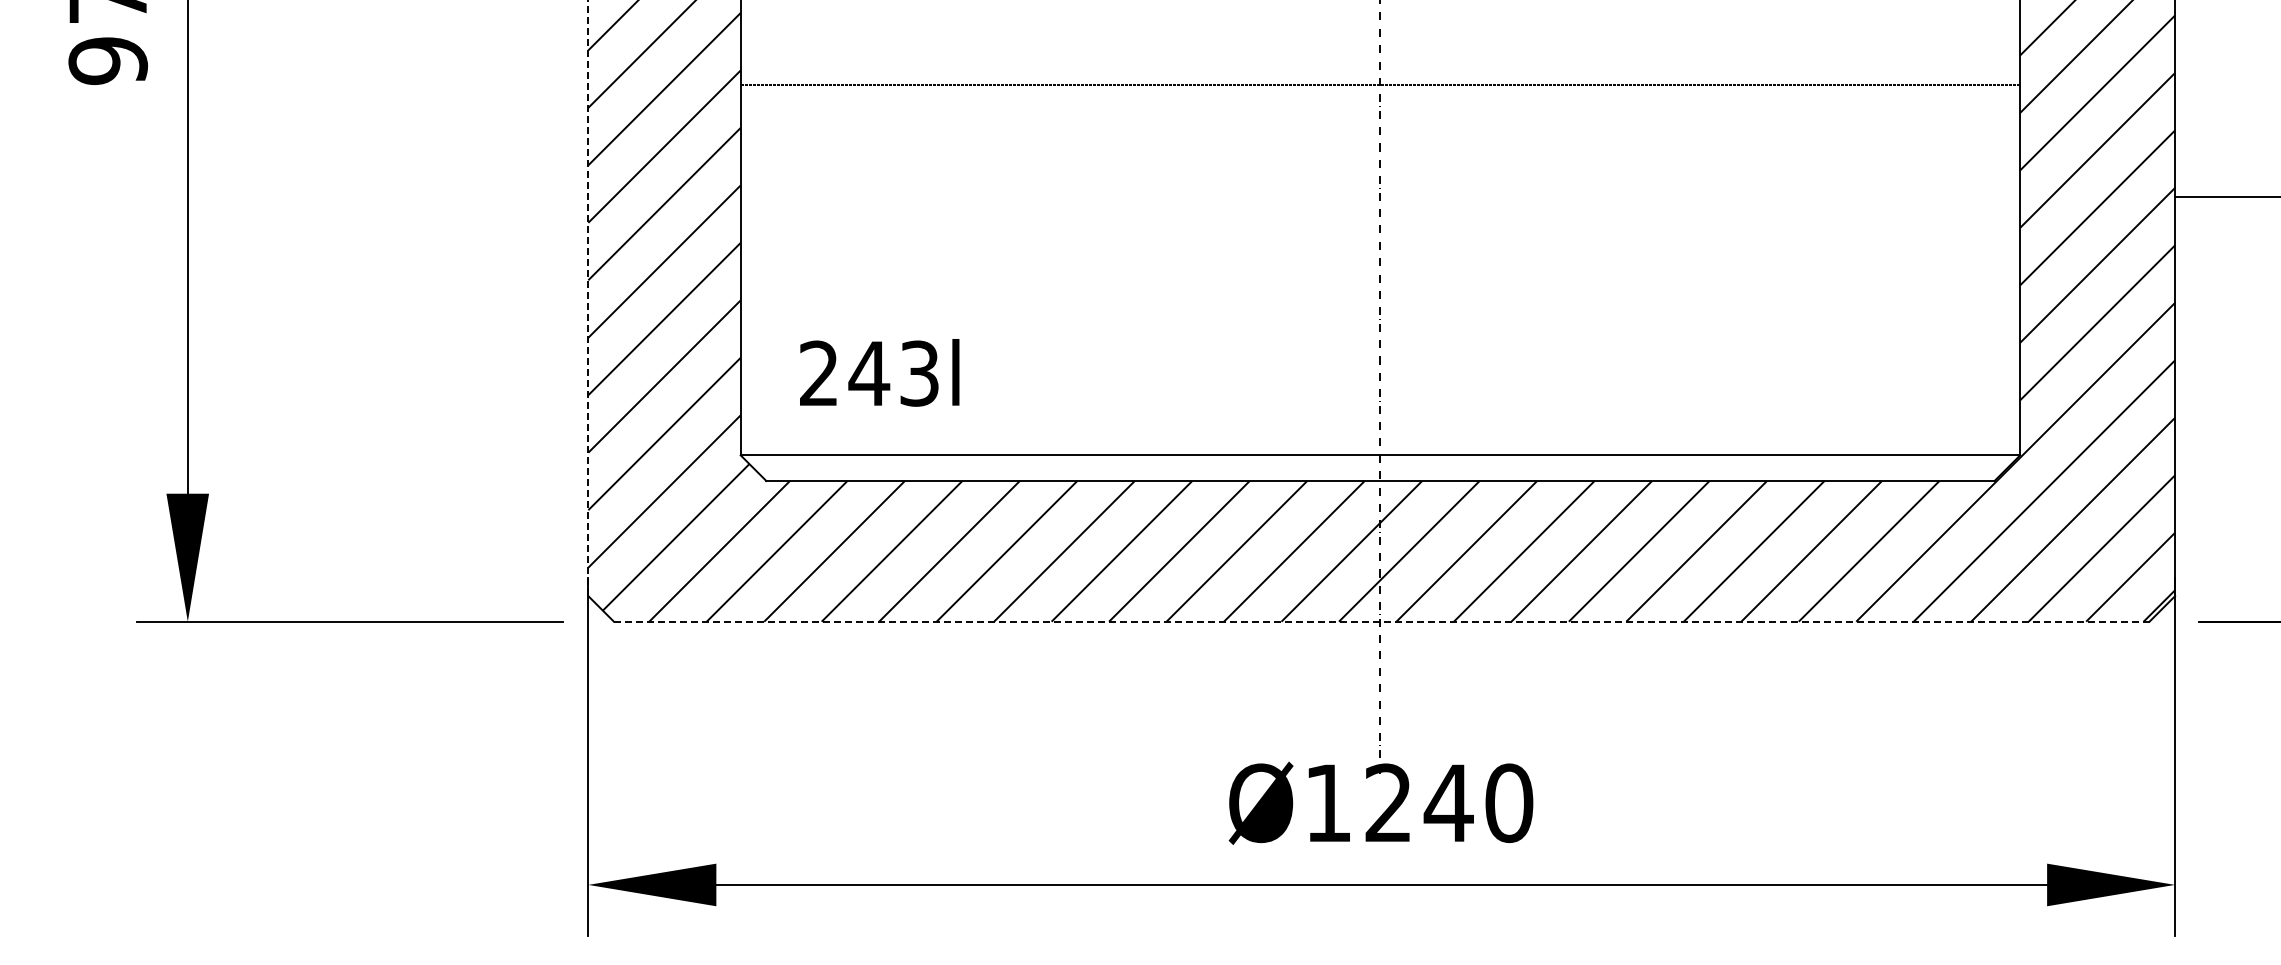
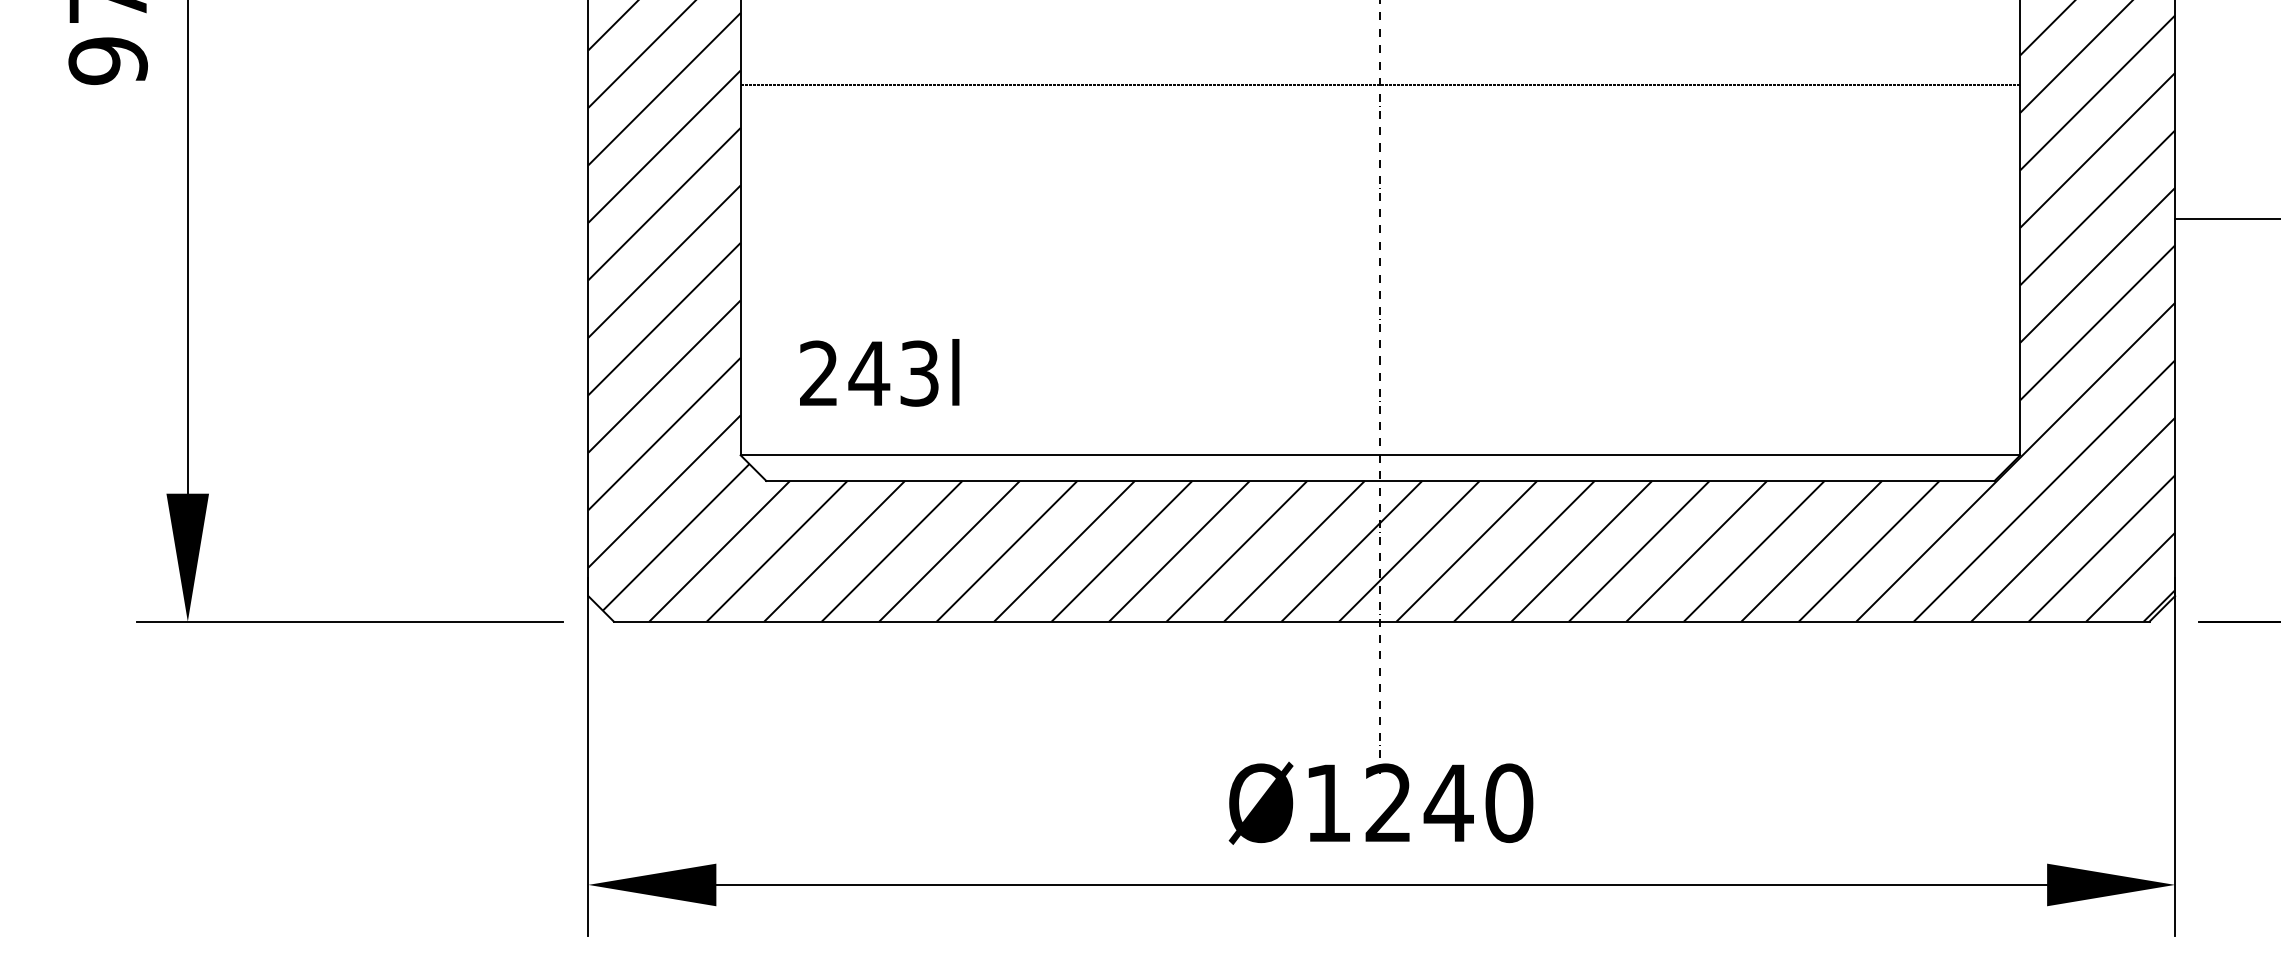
line position: (2226, 197) -> (2226, 219) (2226, 219)
line: dashed -> solid (588, 298)
line: dashed -> solid (1381, 621)
